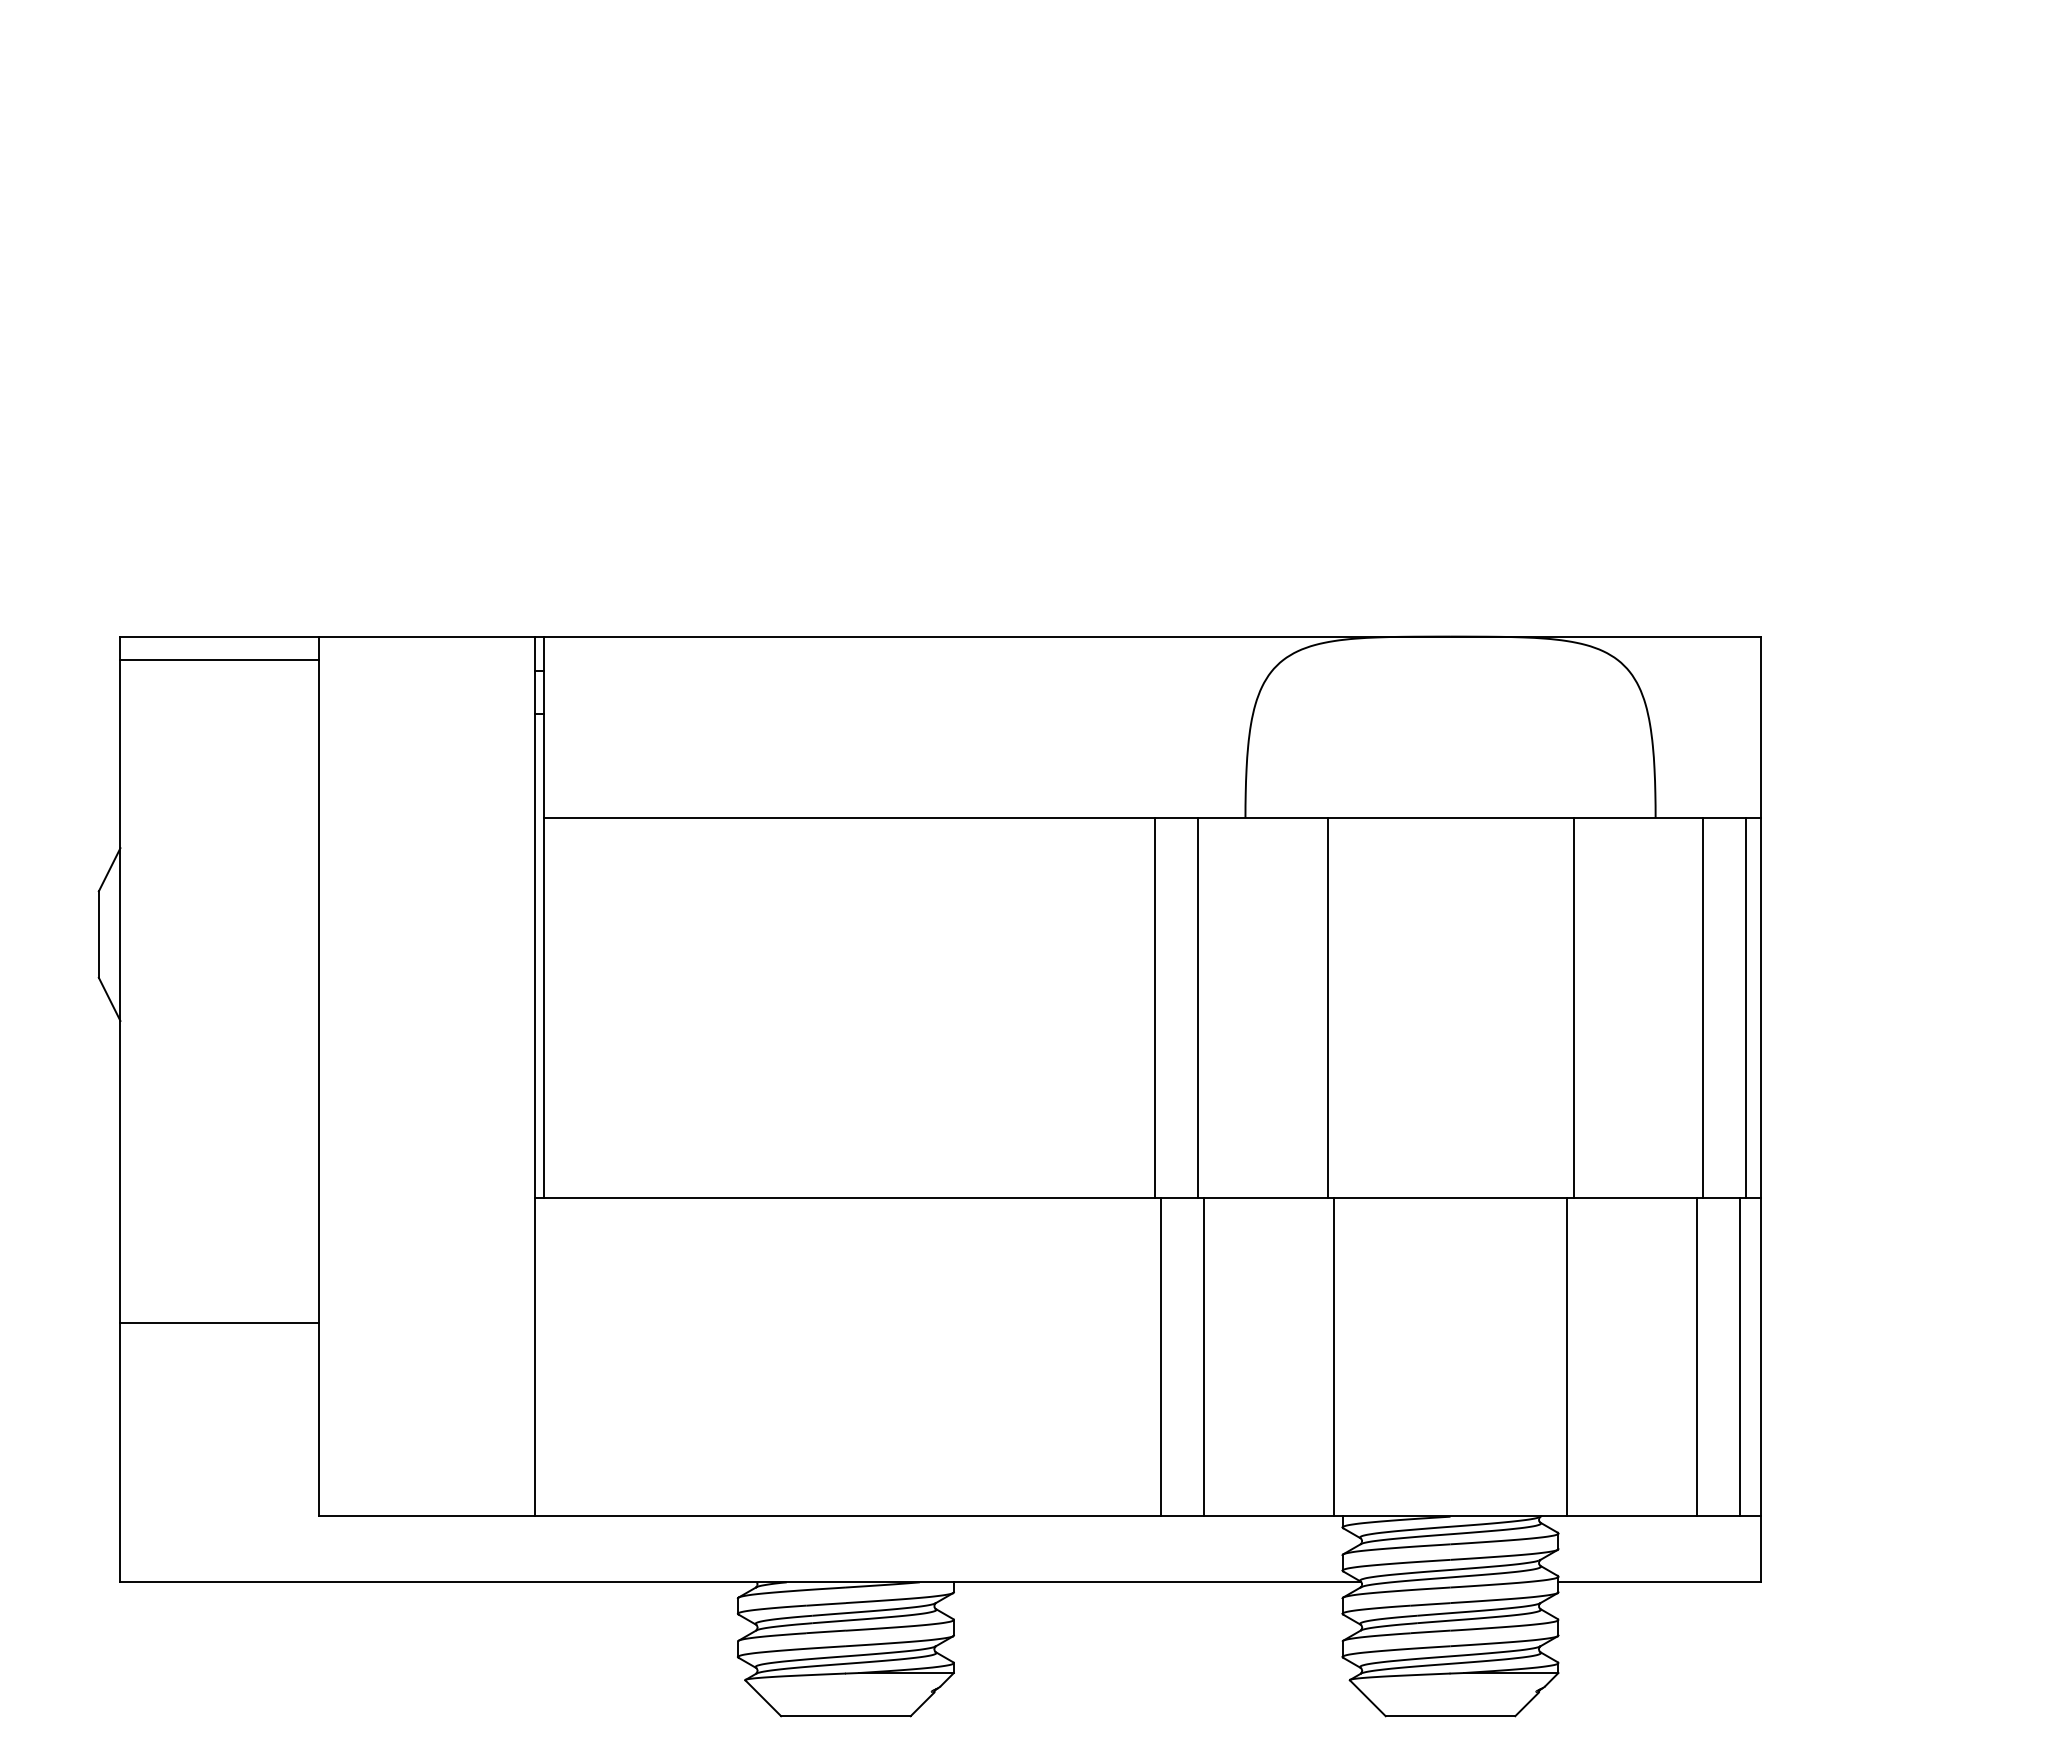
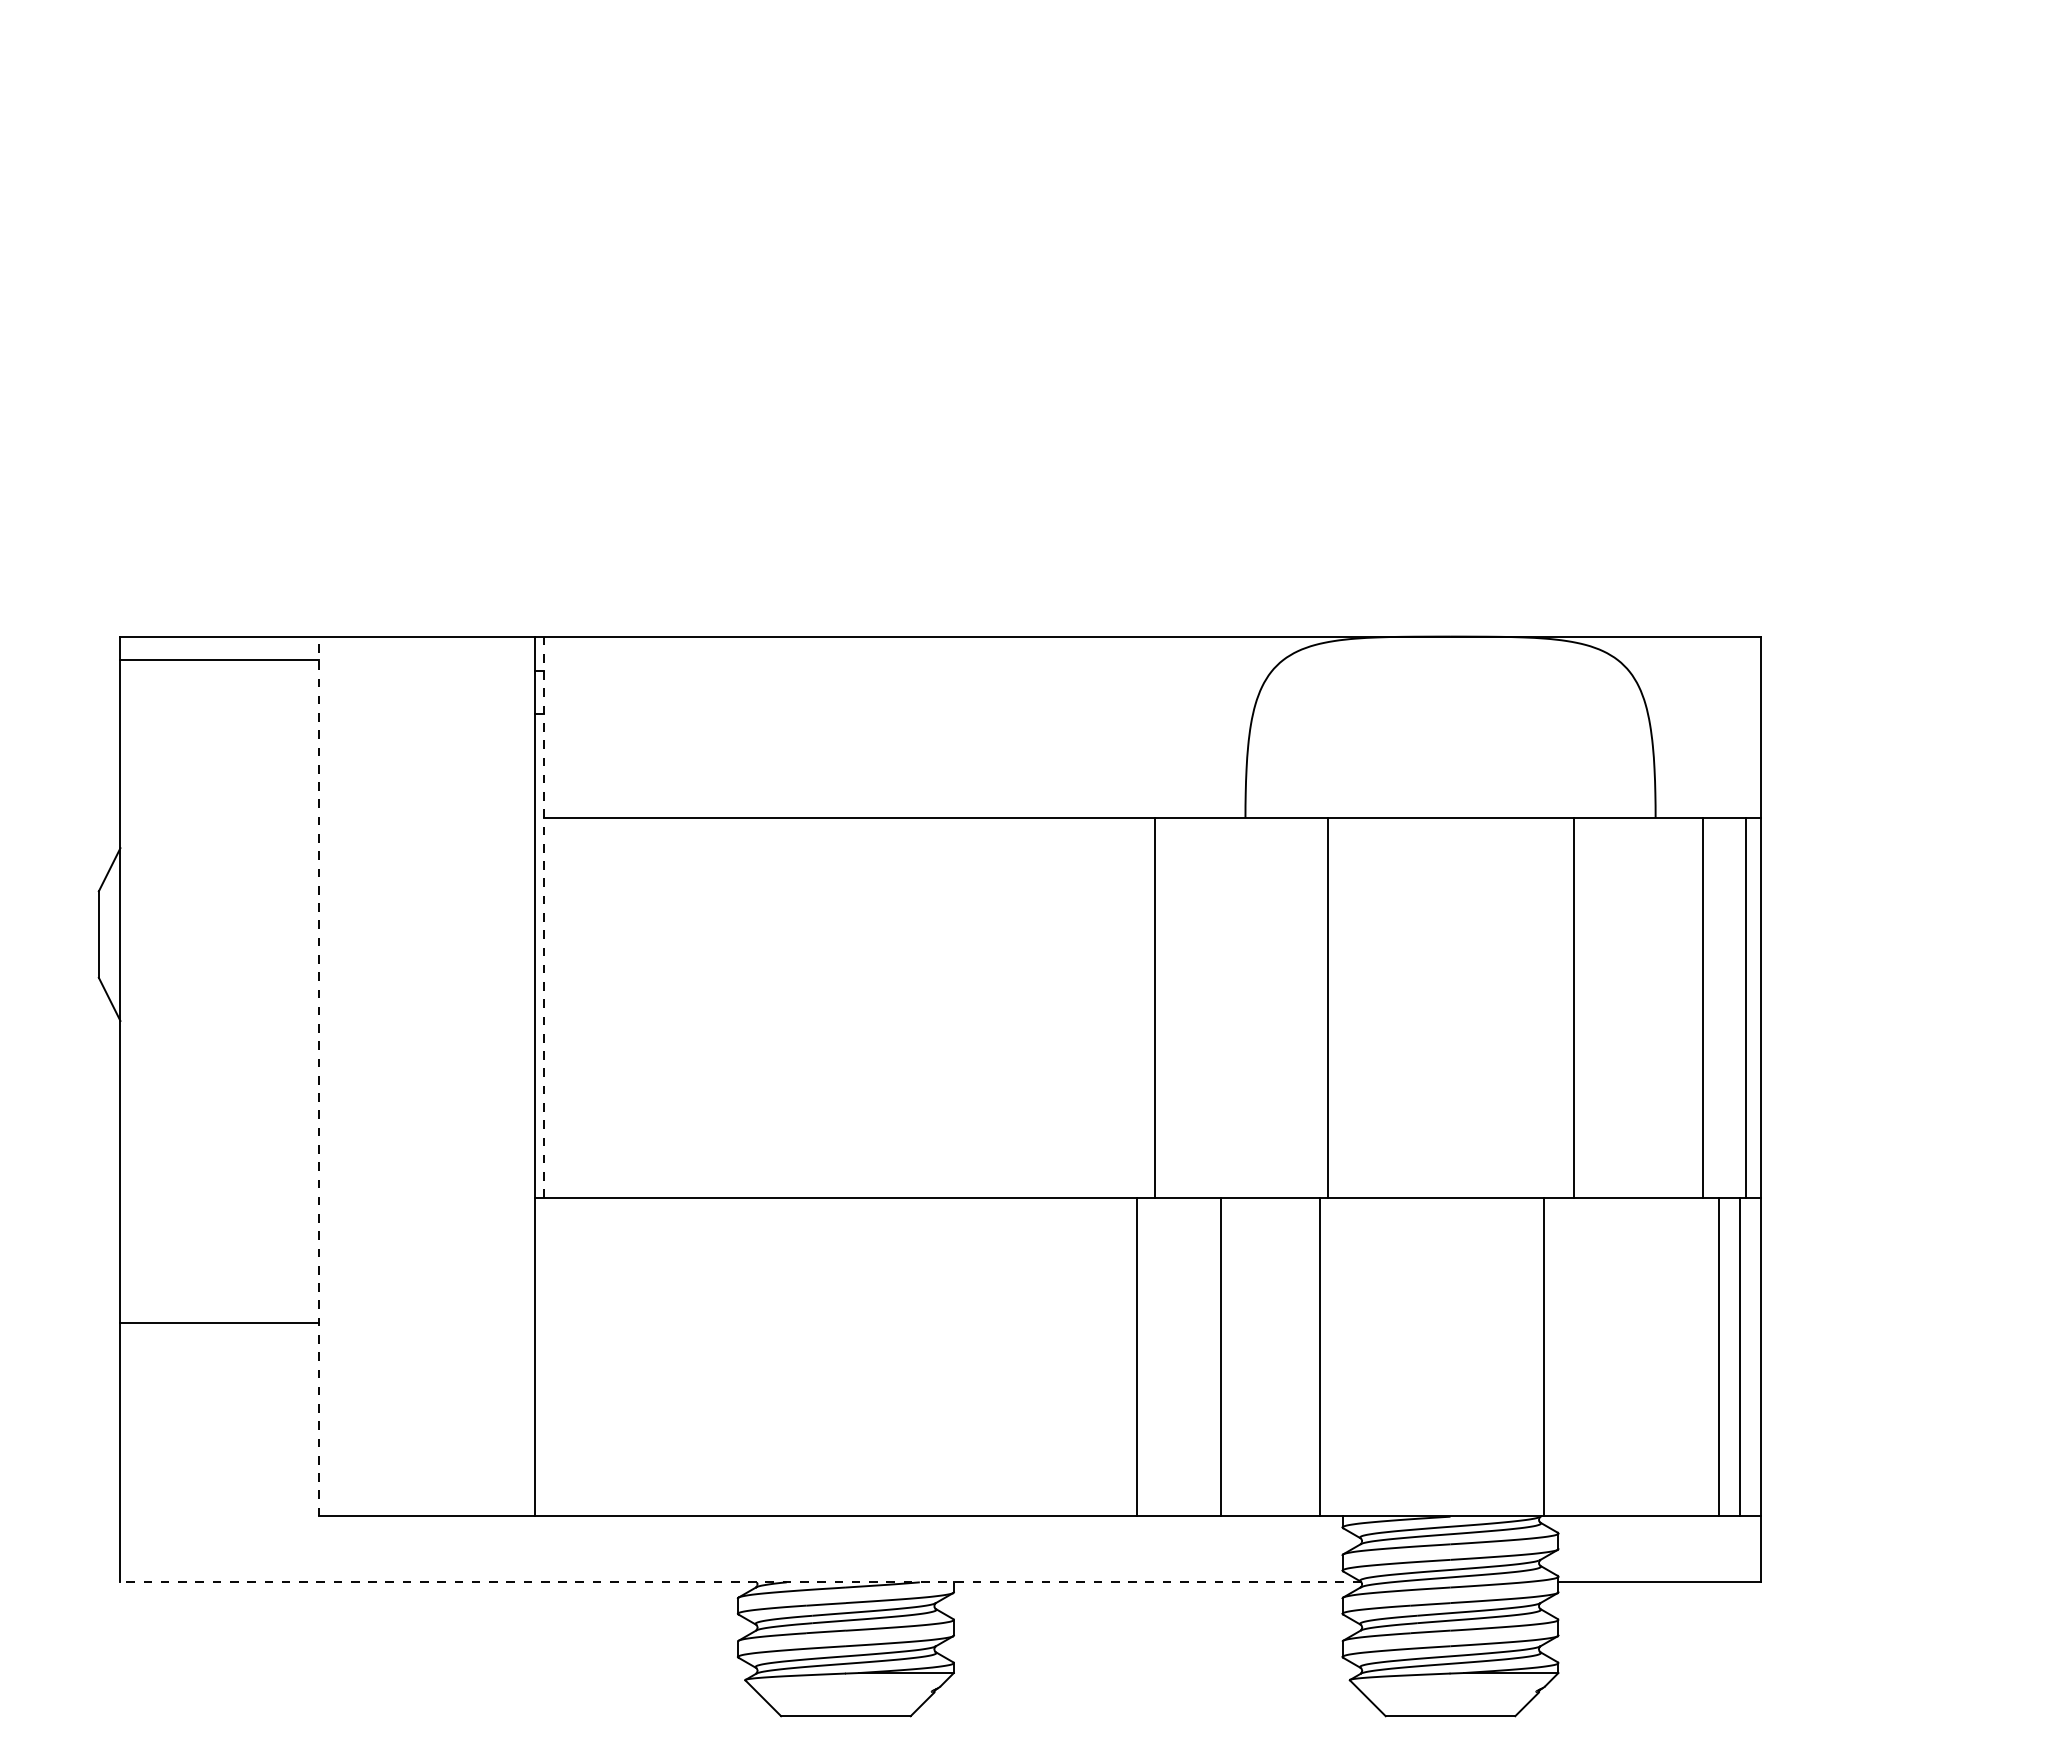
line: solid -> dashed (543, 917)
line: present -> none (1197, 1007)
line: solid -> dashed (319, 1076)
line position: (1161, 1357) -> (1137, 1357) (1137, 1357)
line position: (1204, 1357) -> (1221, 1357) (1221, 1357)
line position: (1333, 1357) -> (1319, 1357) (1319, 1357)
line position: (1567, 1357) -> (1544, 1357) (1544, 1357)
line position: (1696, 1357) -> (1718, 1357) (1718, 1357)
line: solid -> dashed (740, 1582)
